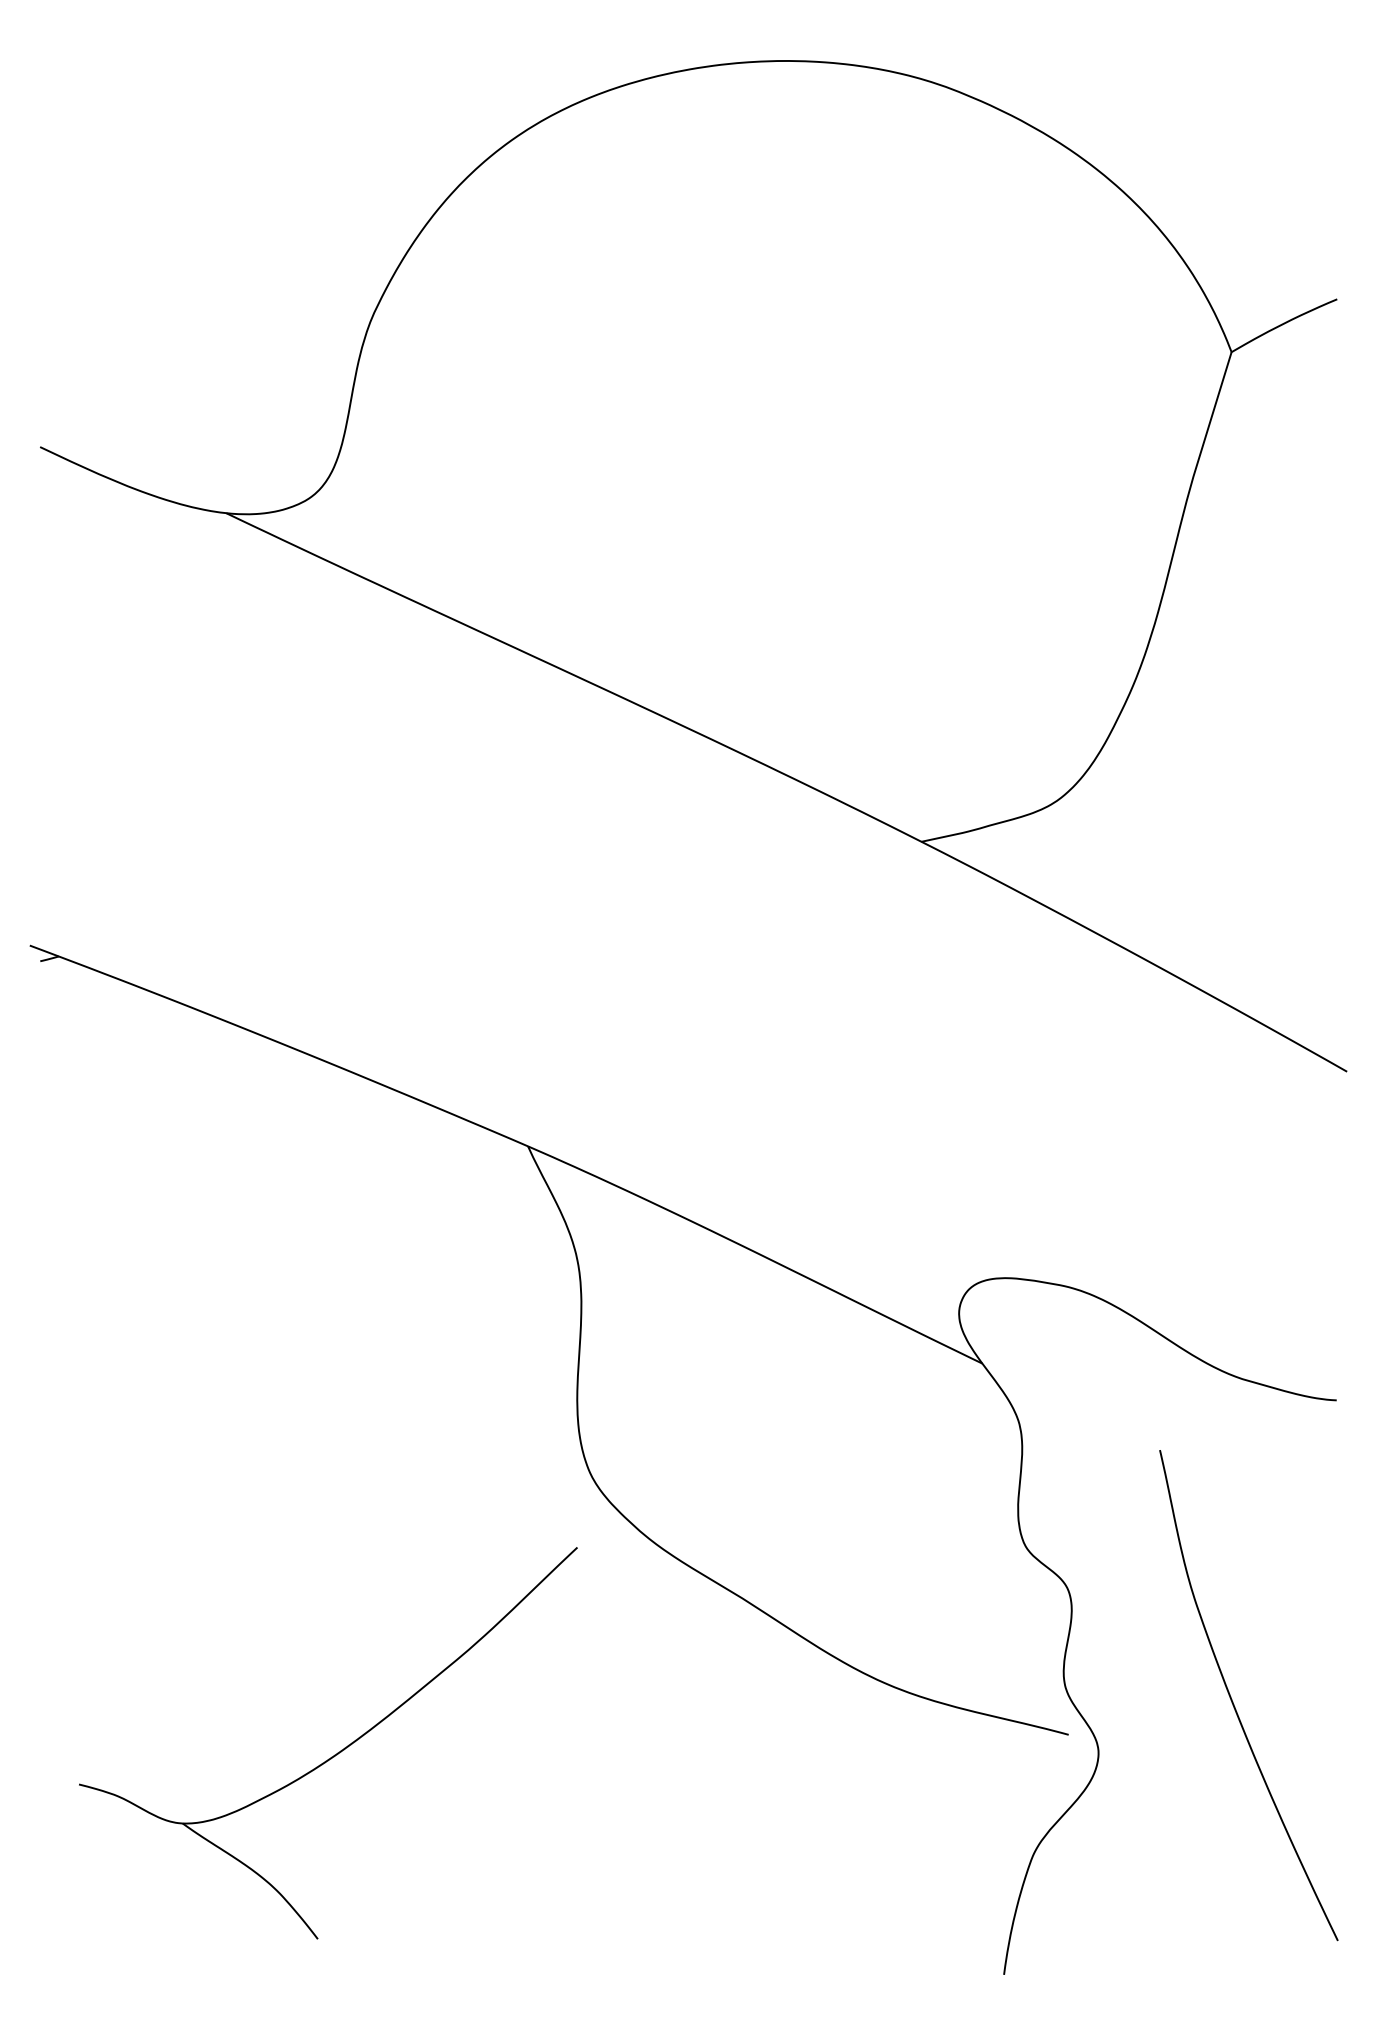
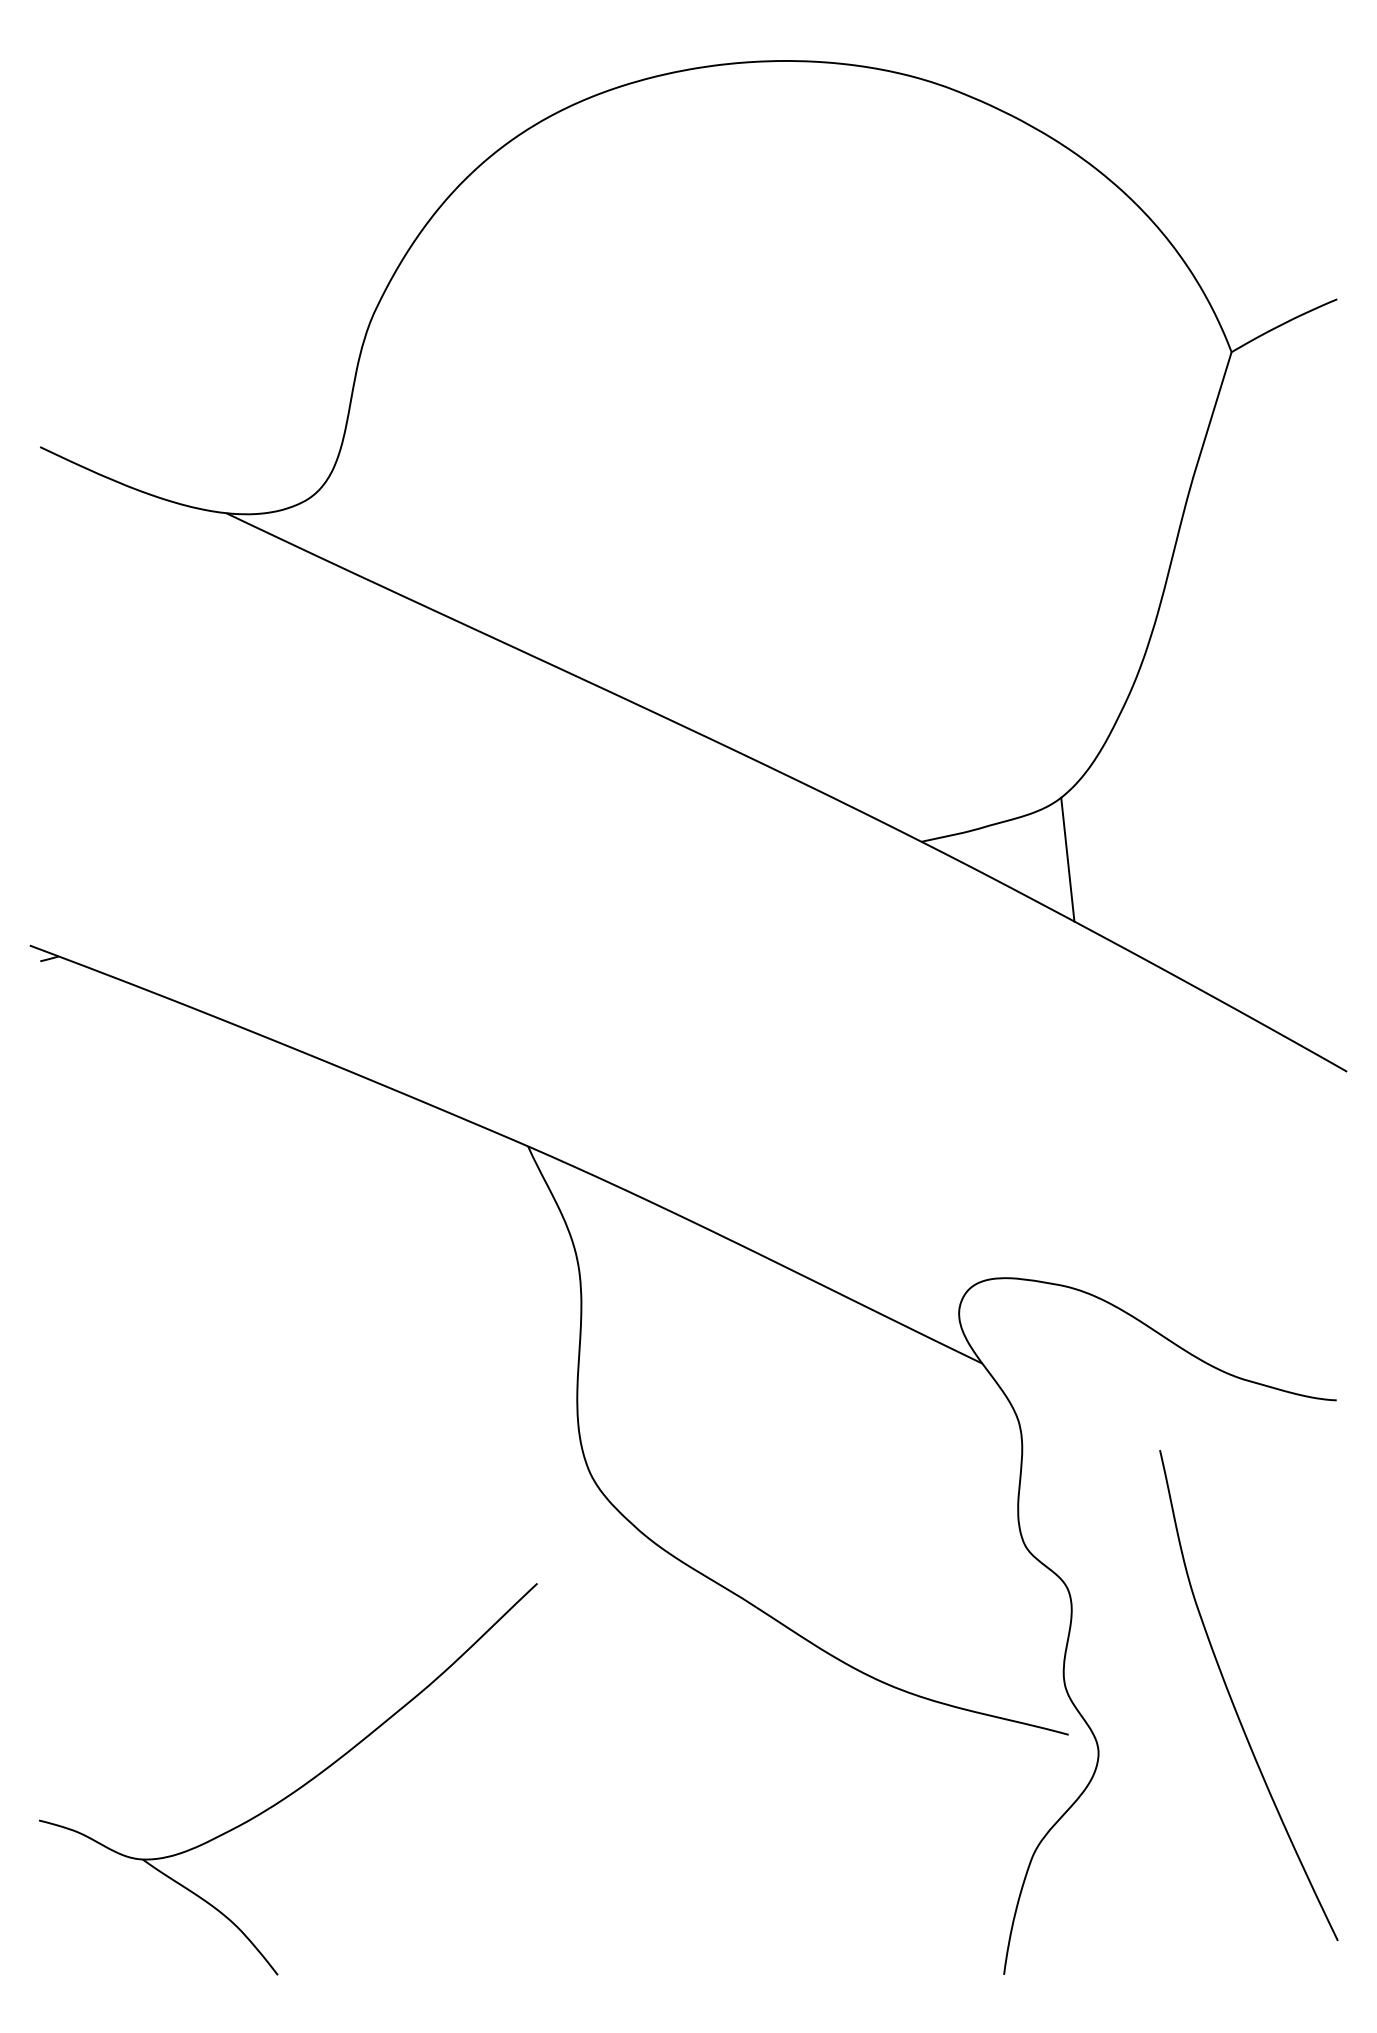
line: none -> present (1067, 859)
part position: (334, 1754) -> (294, 1790) (294, 1790)
